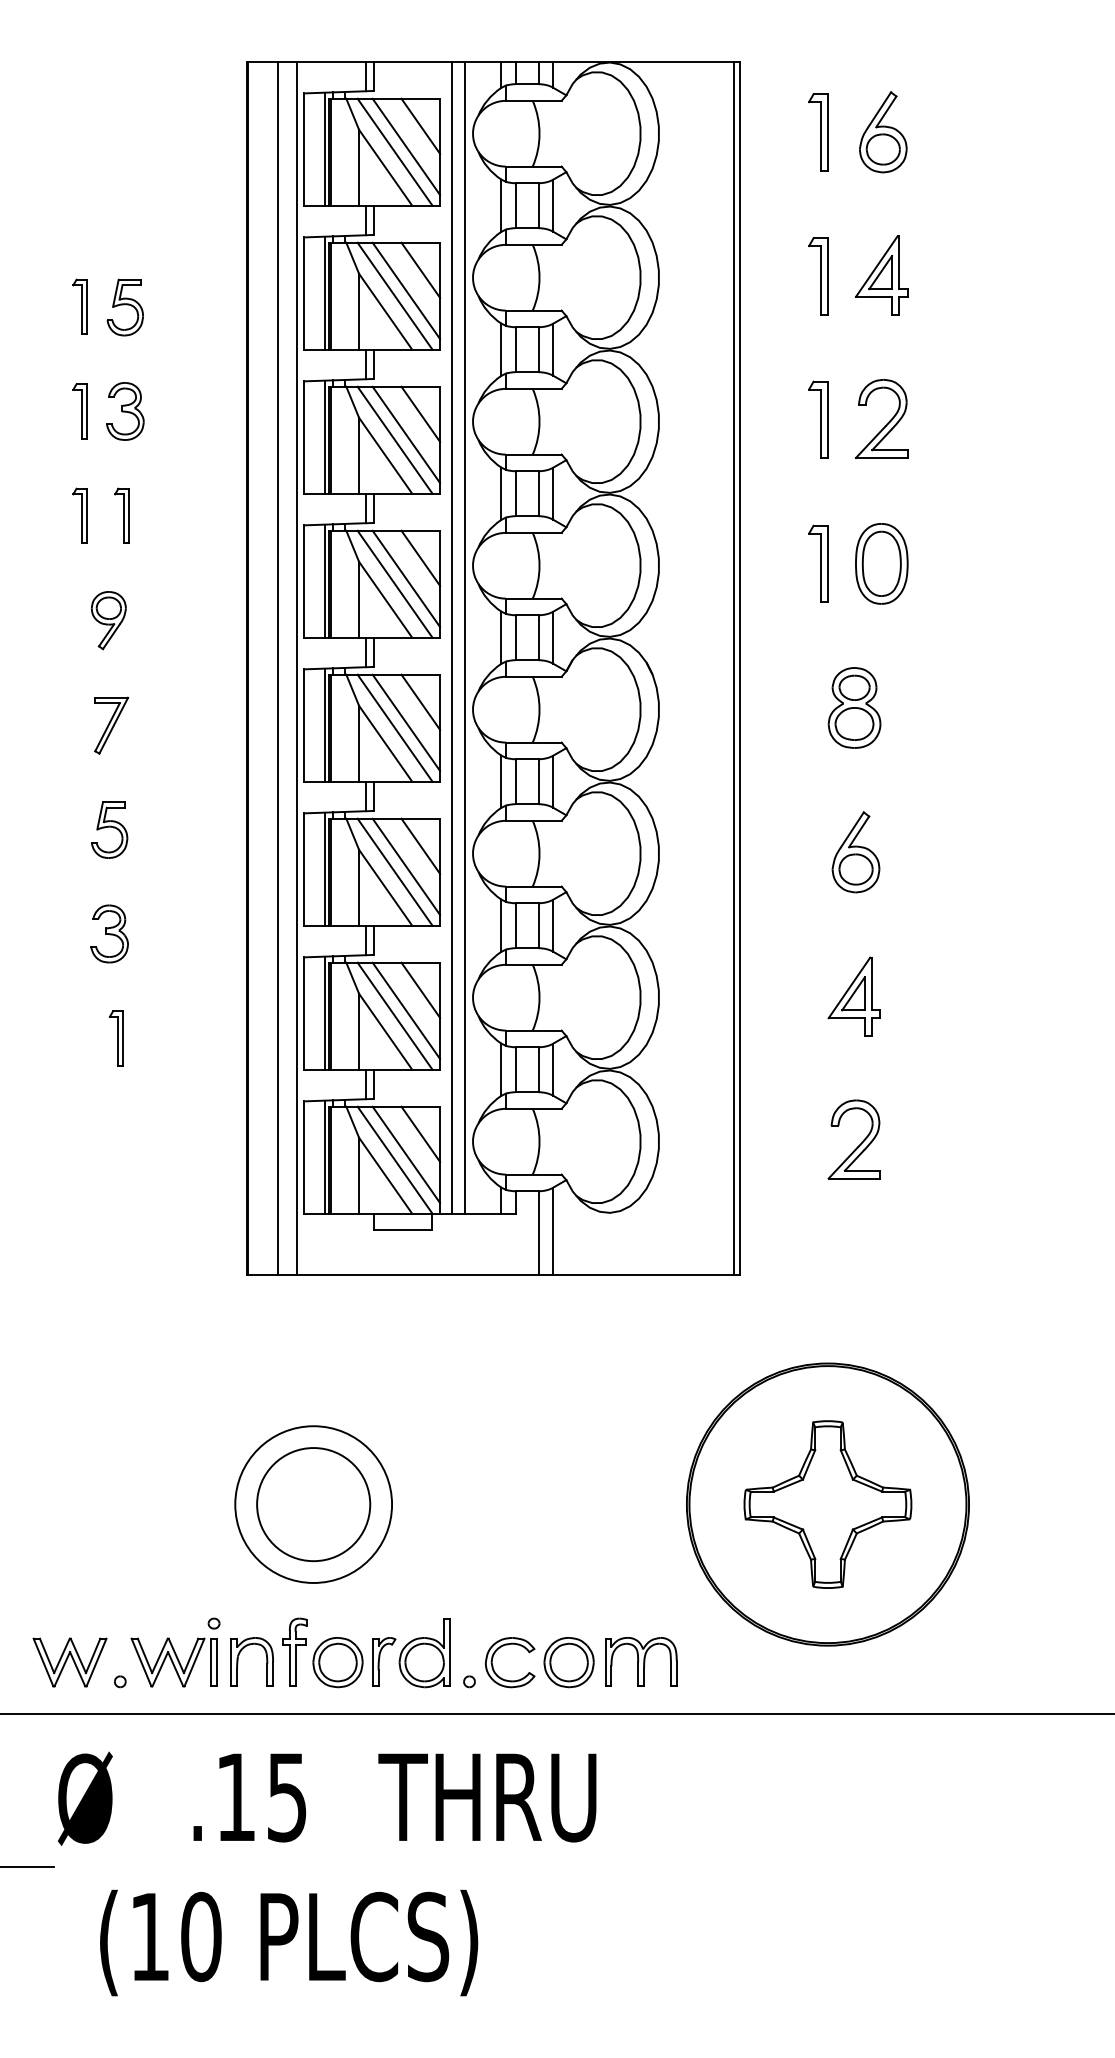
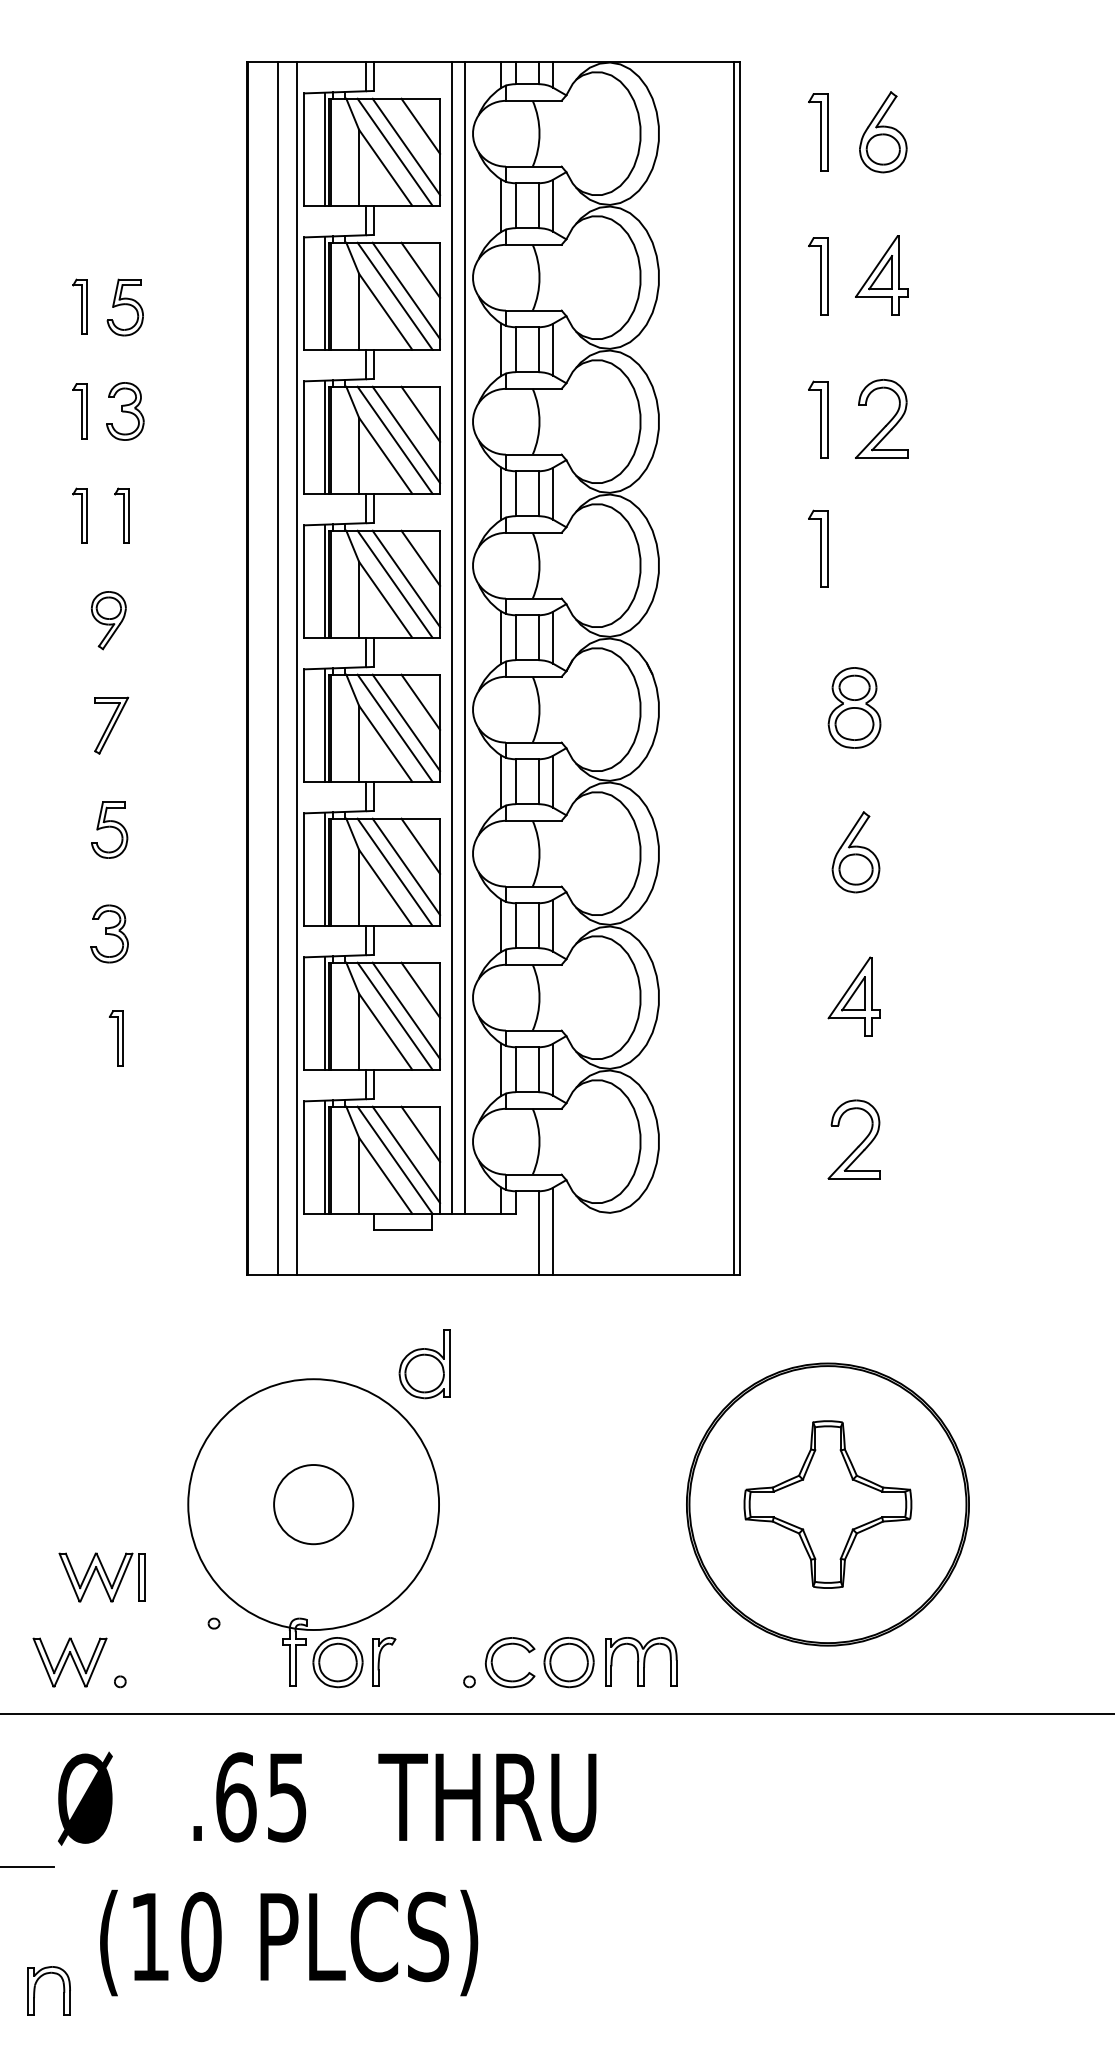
part position: (818, 563) -> (818, 548) (818, 548)
part: present -> none (881, 563)
circle diameter: 113 px -> 79 px (313, 1504)
circle diameter: 157 px -> 251 px (313, 1504)
part position: (424, 1653) -> (424, 1364) (424, 1364)
part position: (238, 1661) -> (35, 1990) (35, 1990)
part position: (173, 1662) -> (101, 1577) (101, 1577)
text: .15 -> .65 (236, 1797)
